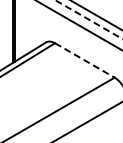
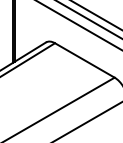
line: dashed -> solid (89, 19)
line: dashed -> solid (85, 60)
